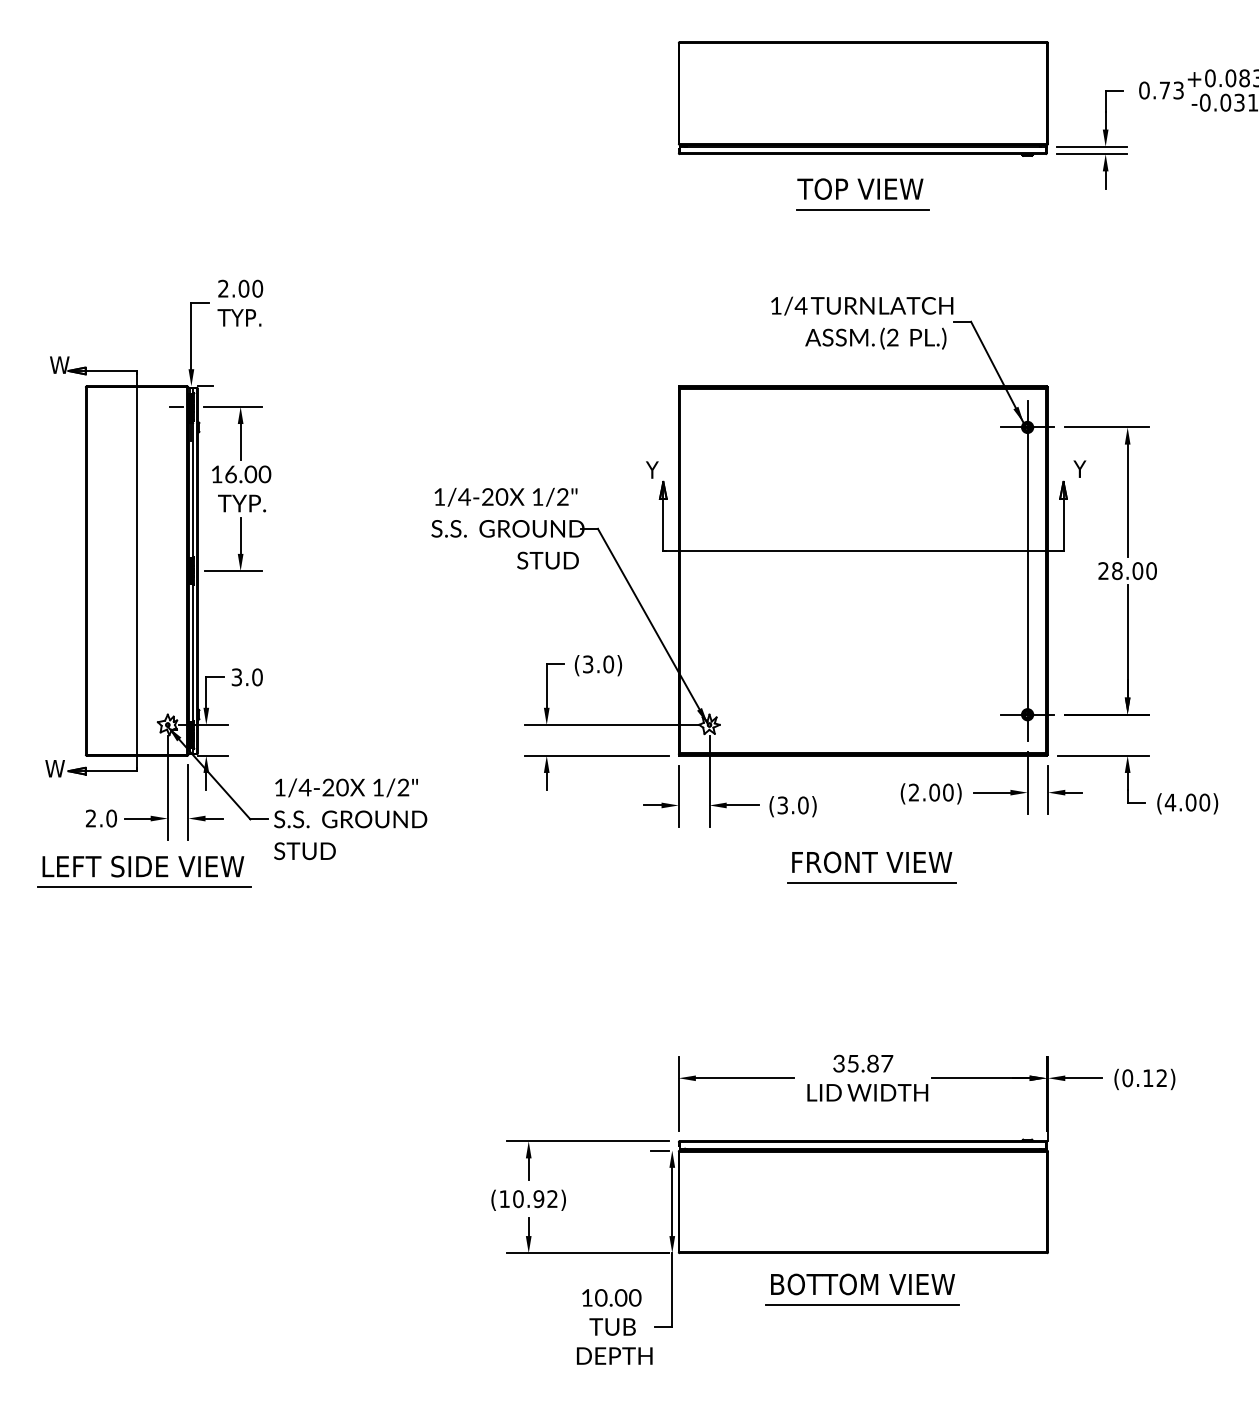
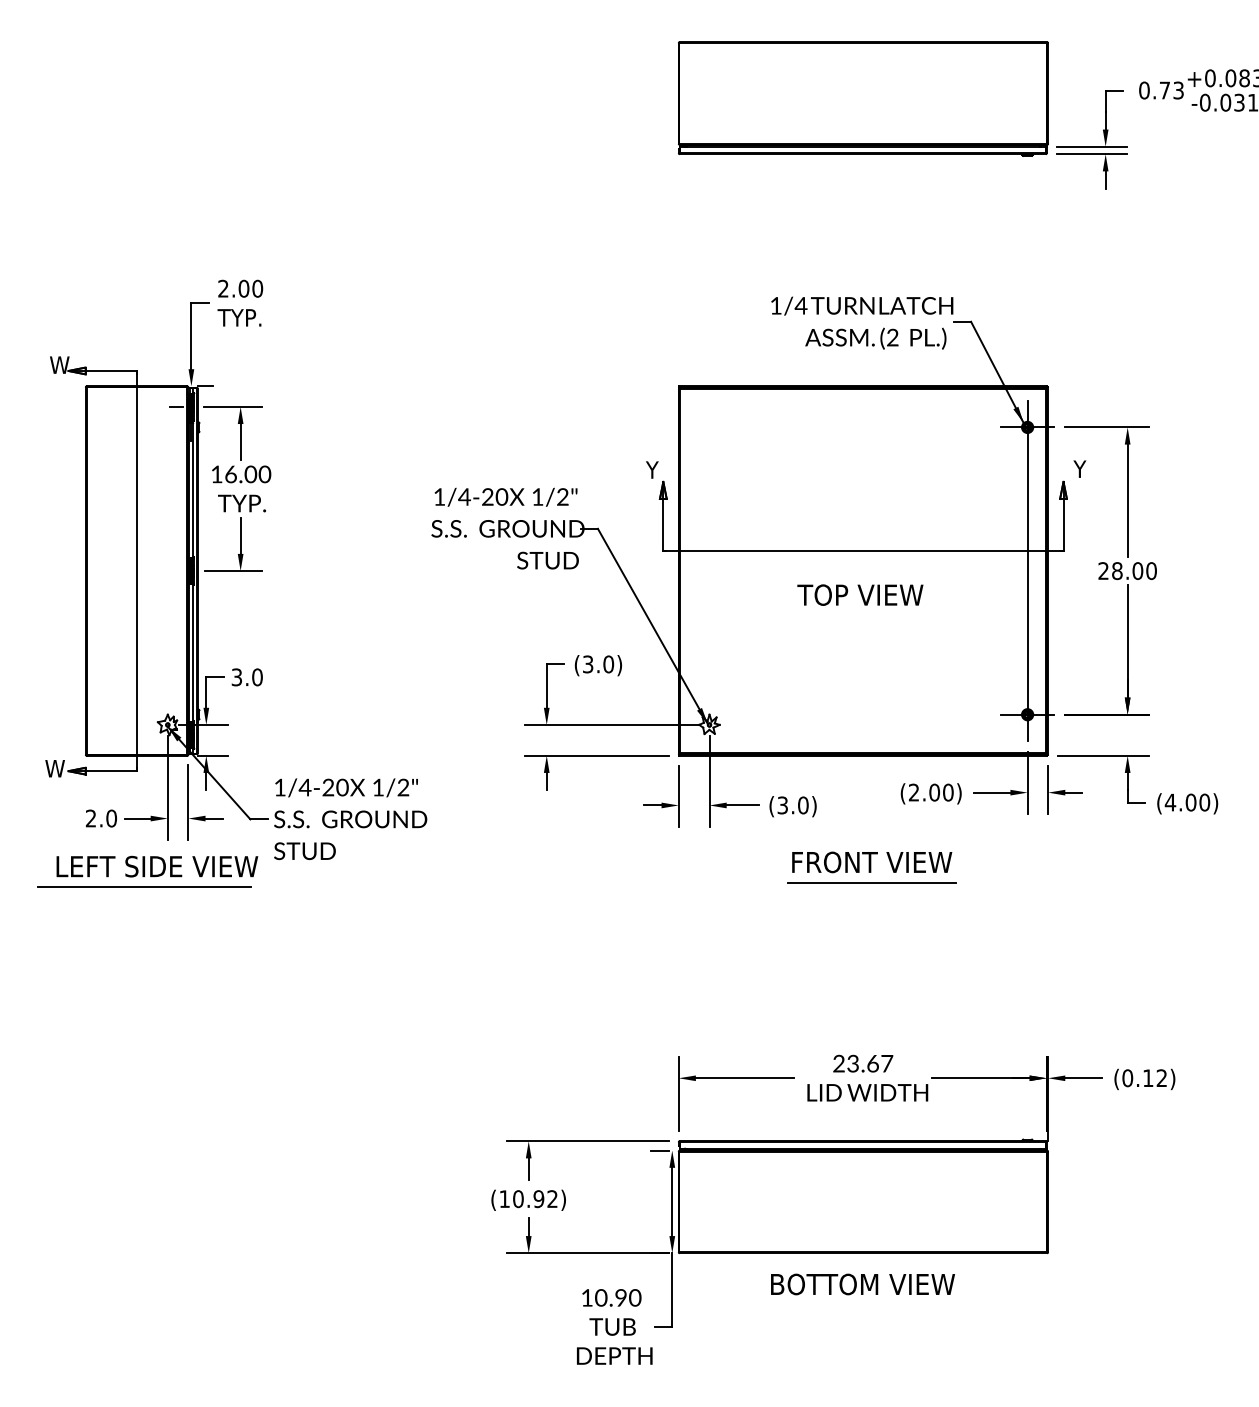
text position: (860, 188) -> (860, 594) (860, 594)
line: present -> none (863, 209)
text position: (143, 866) -> (157, 866) (157, 866)
text: 35.87 -> 23.67 (855, 1063)
text: 10.00 -> 10.90 (620, 1298)
line: present -> none (862, 1305)
